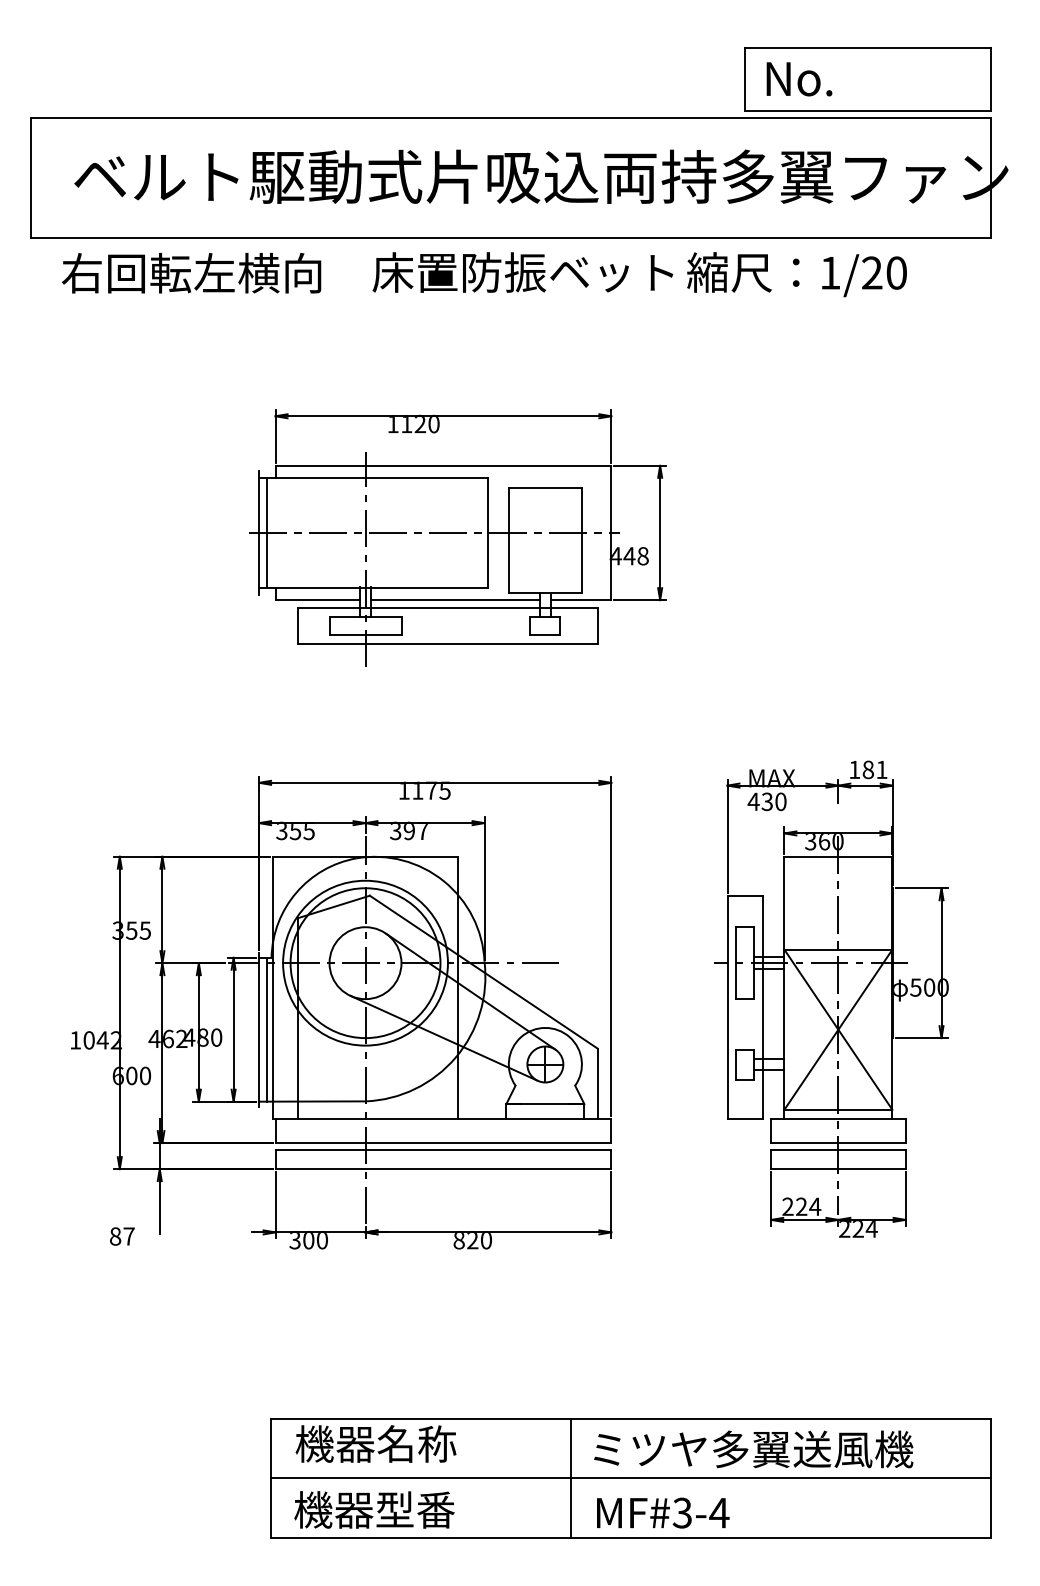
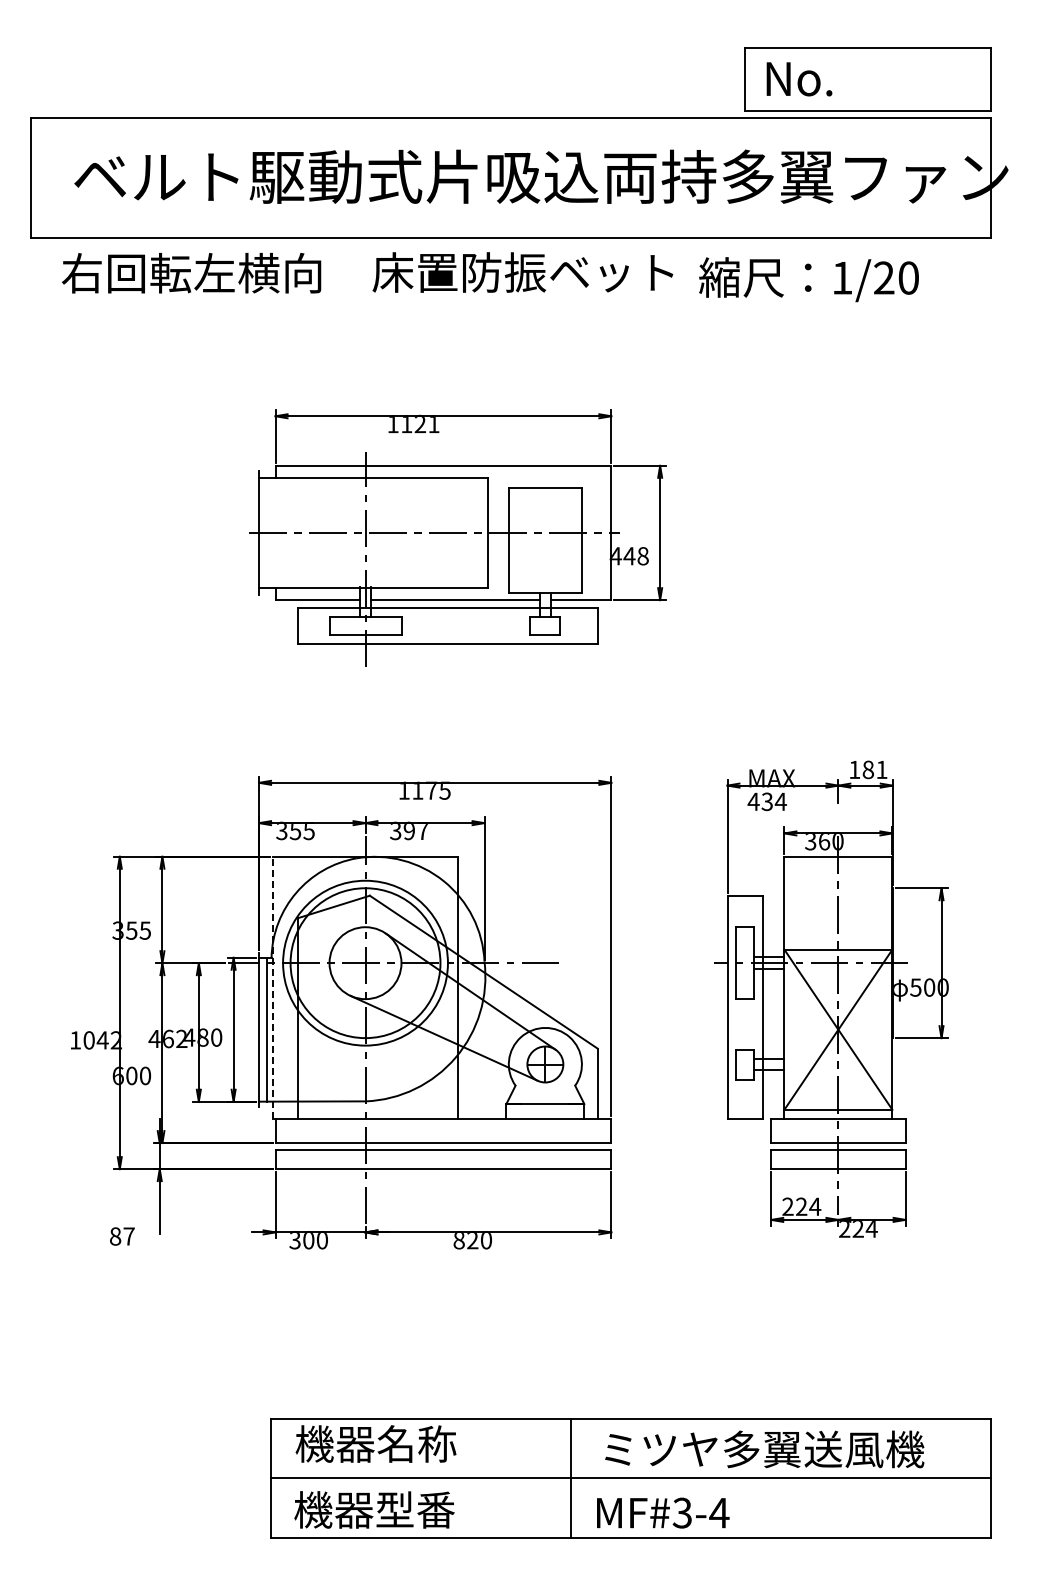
text position: (796, 274) -> (808, 279) (808, 279)
text: 1120 -> 1121 (433, 423)
line: present -> none (266, 532)
text: 430 -> 434 (780, 801)
line: solid -> dashed (272, 987)
text position: (753, 1449) -> (764, 1449) (764, 1449)
